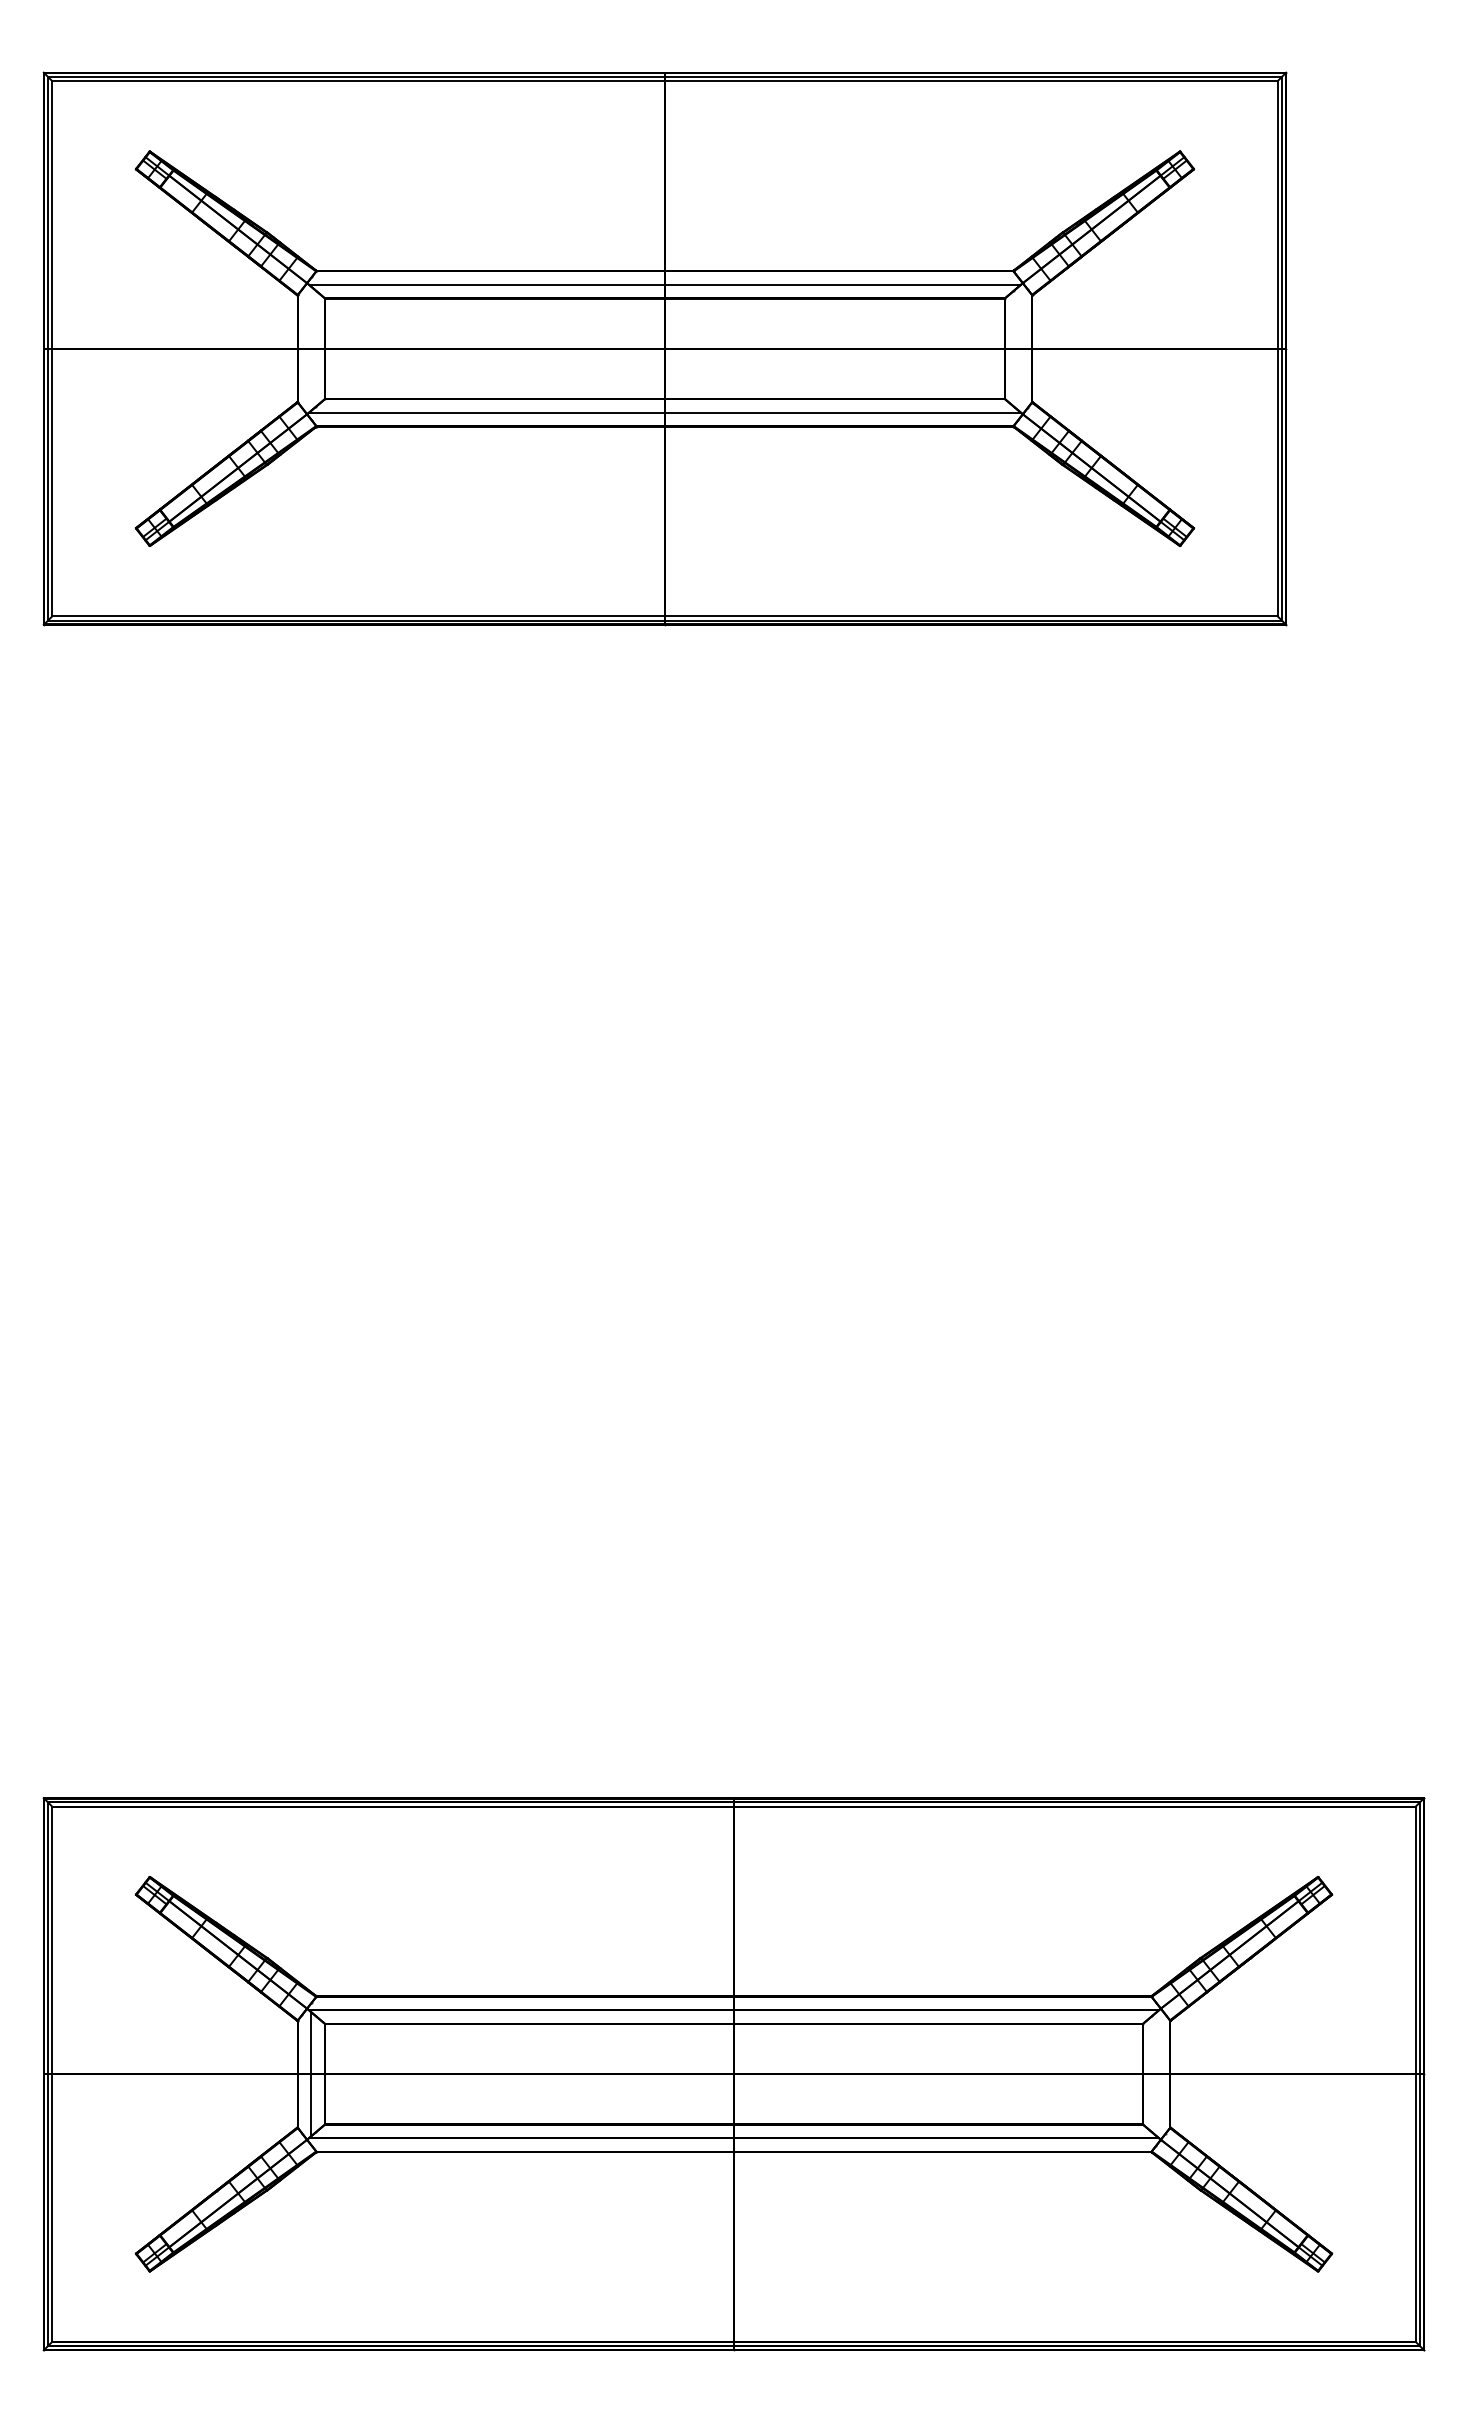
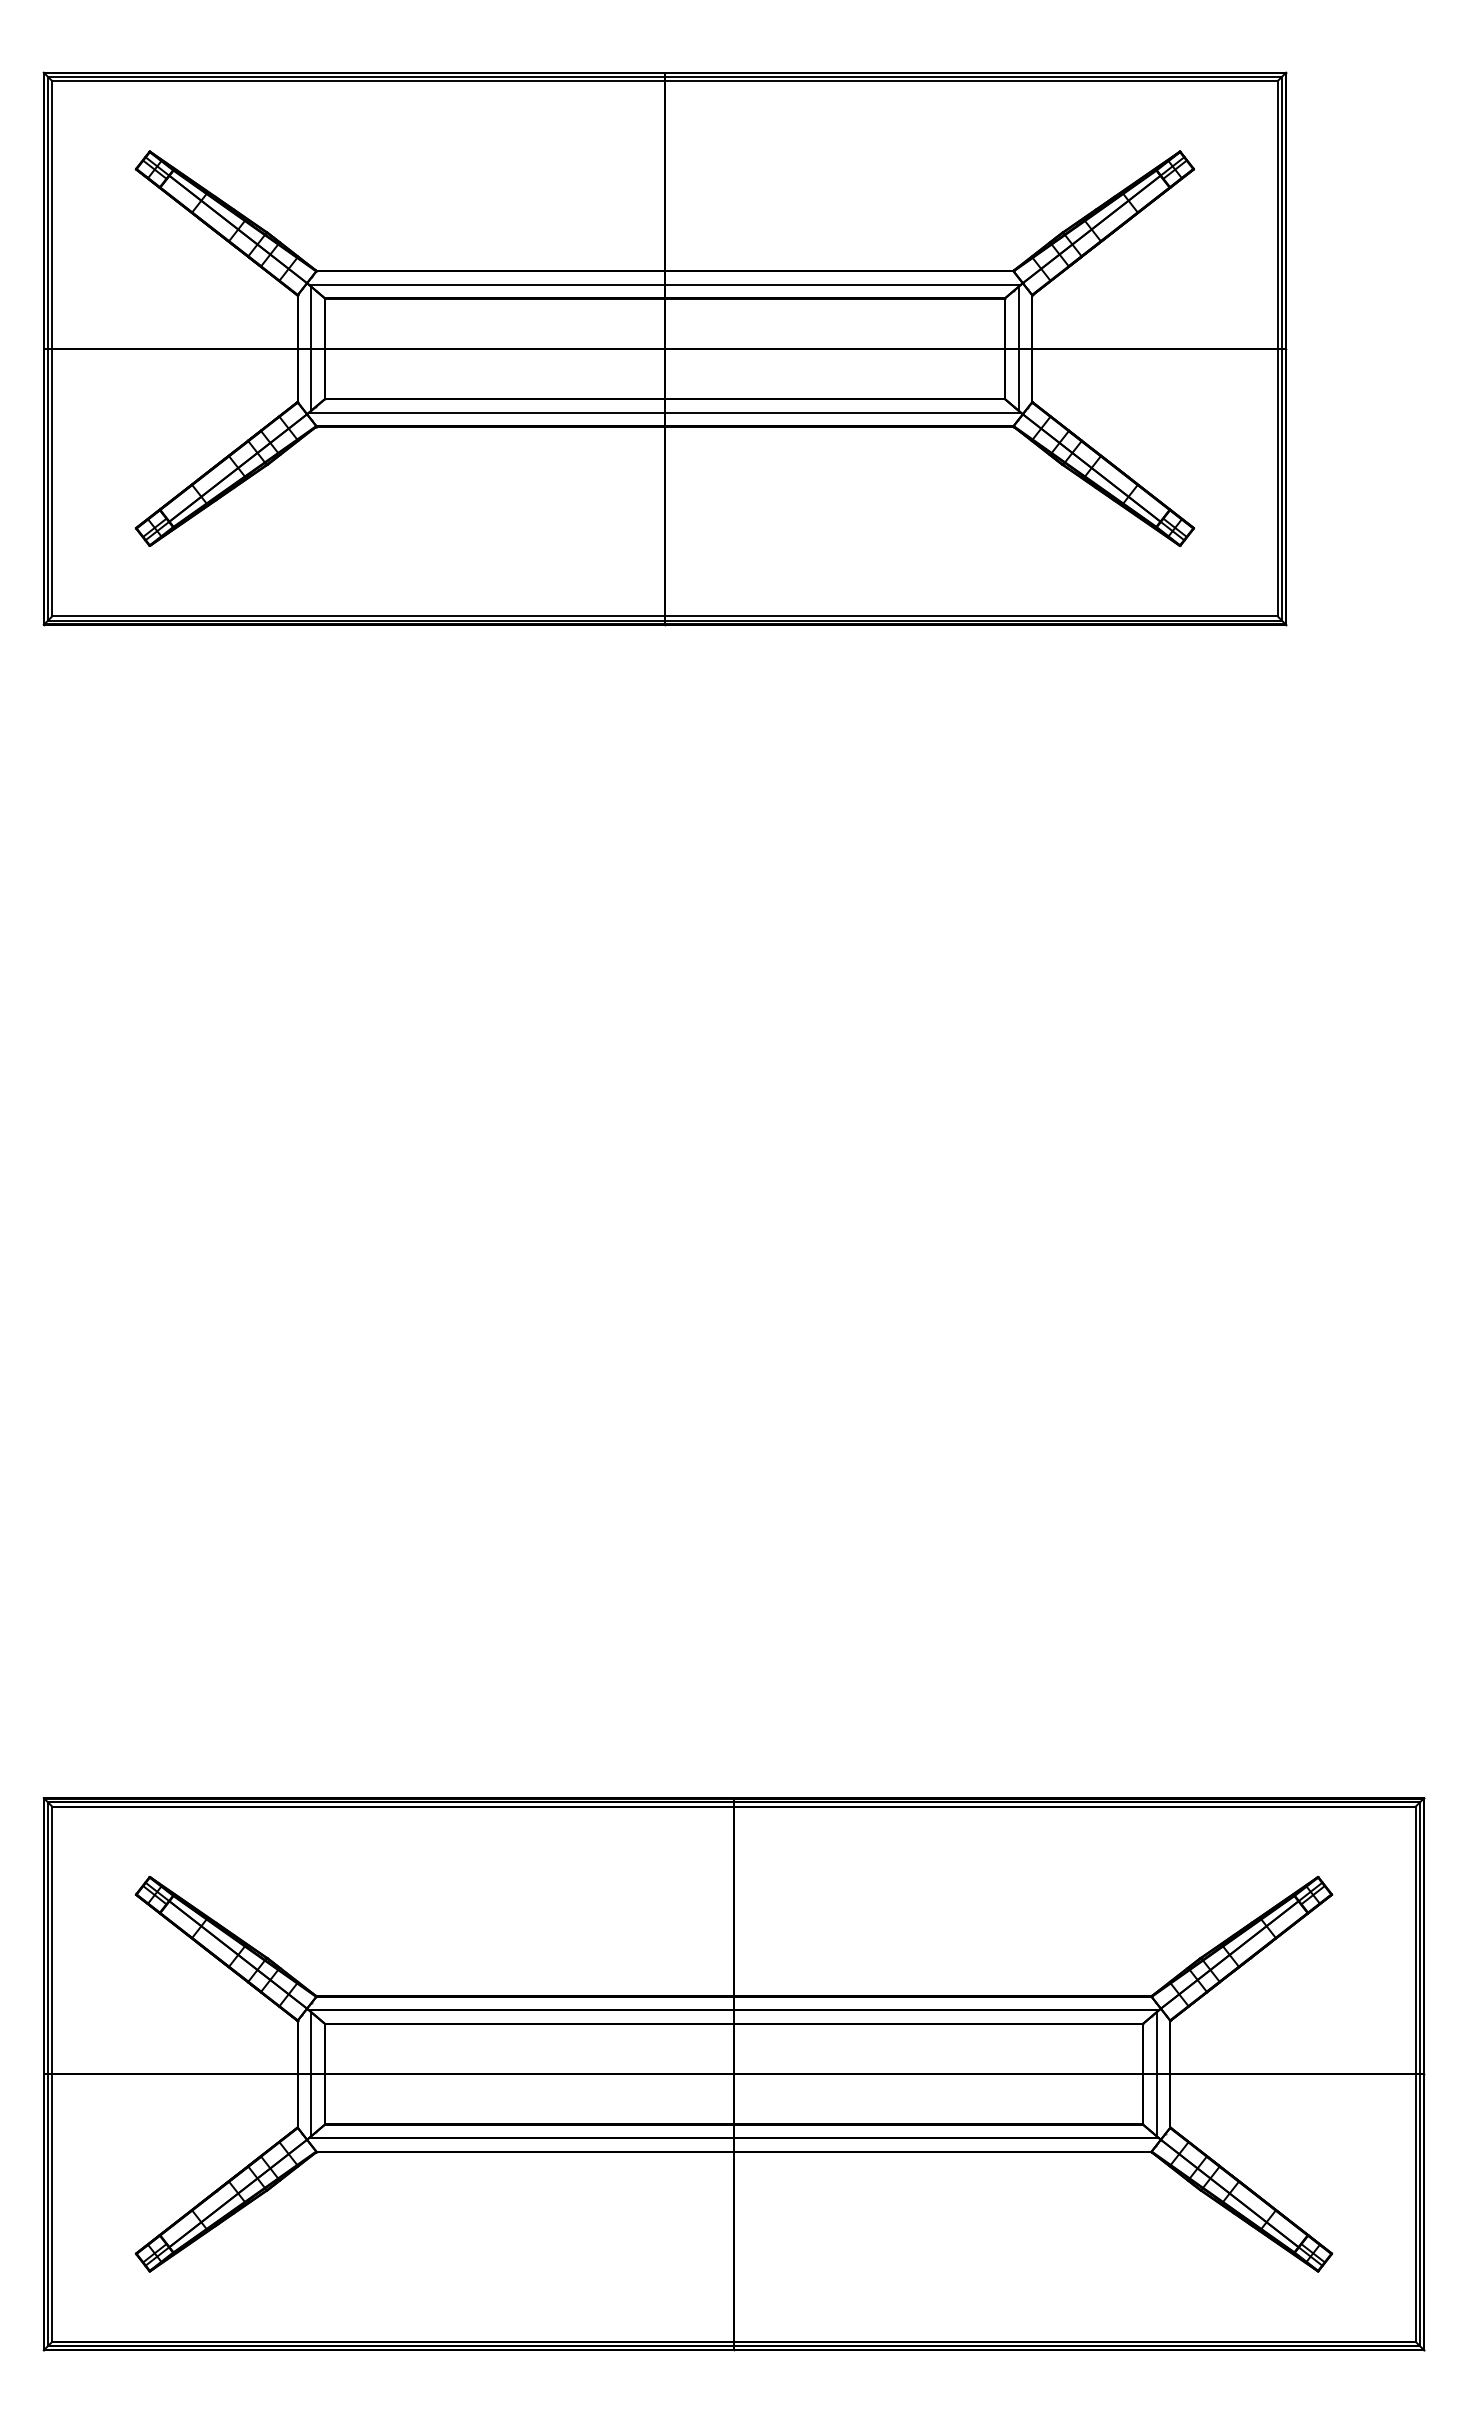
line: none -> present (311, 348)
line: none -> present (1018, 348)
line: none -> present (1156, 2074)
